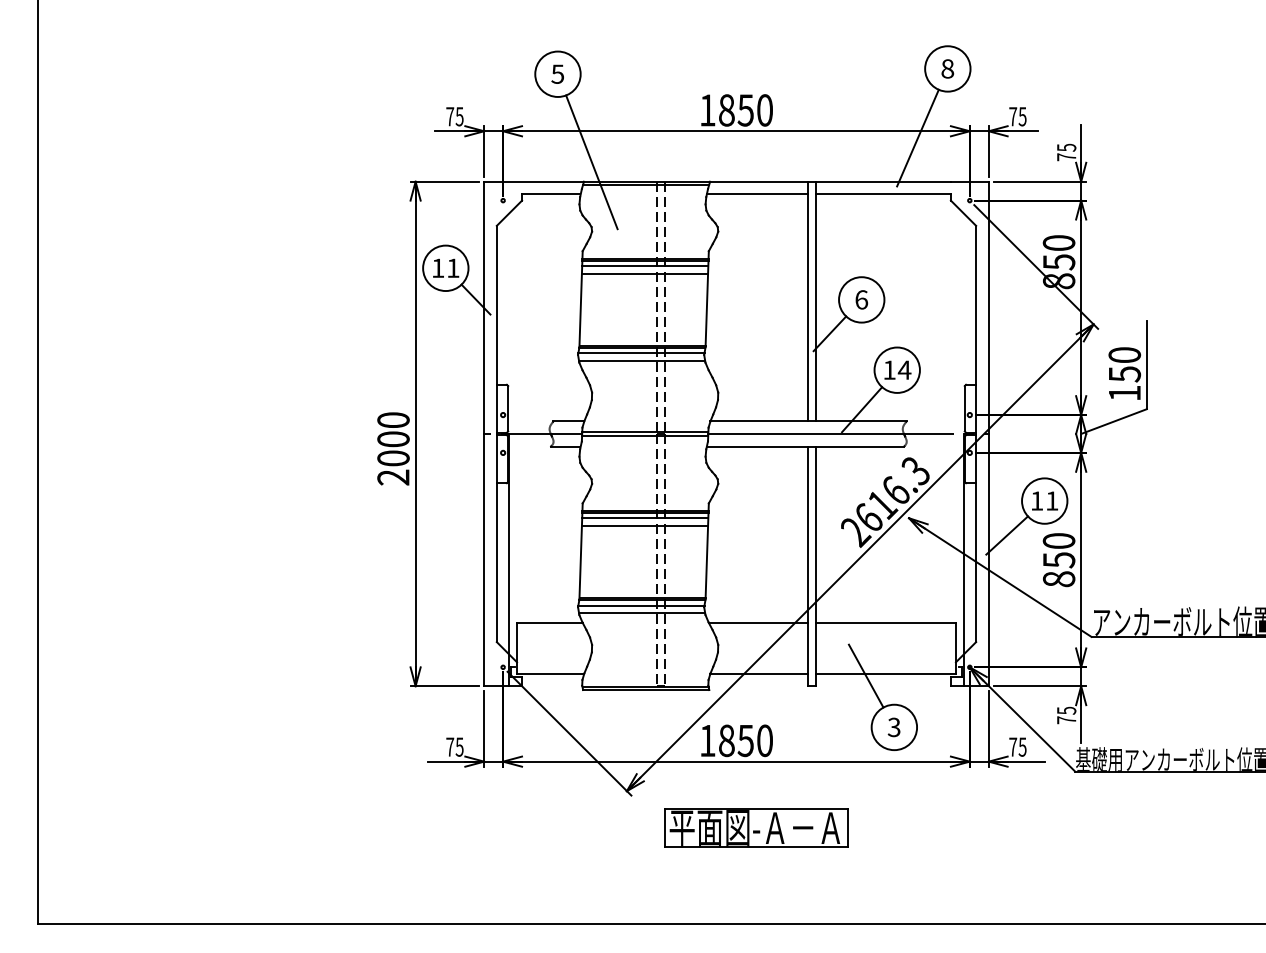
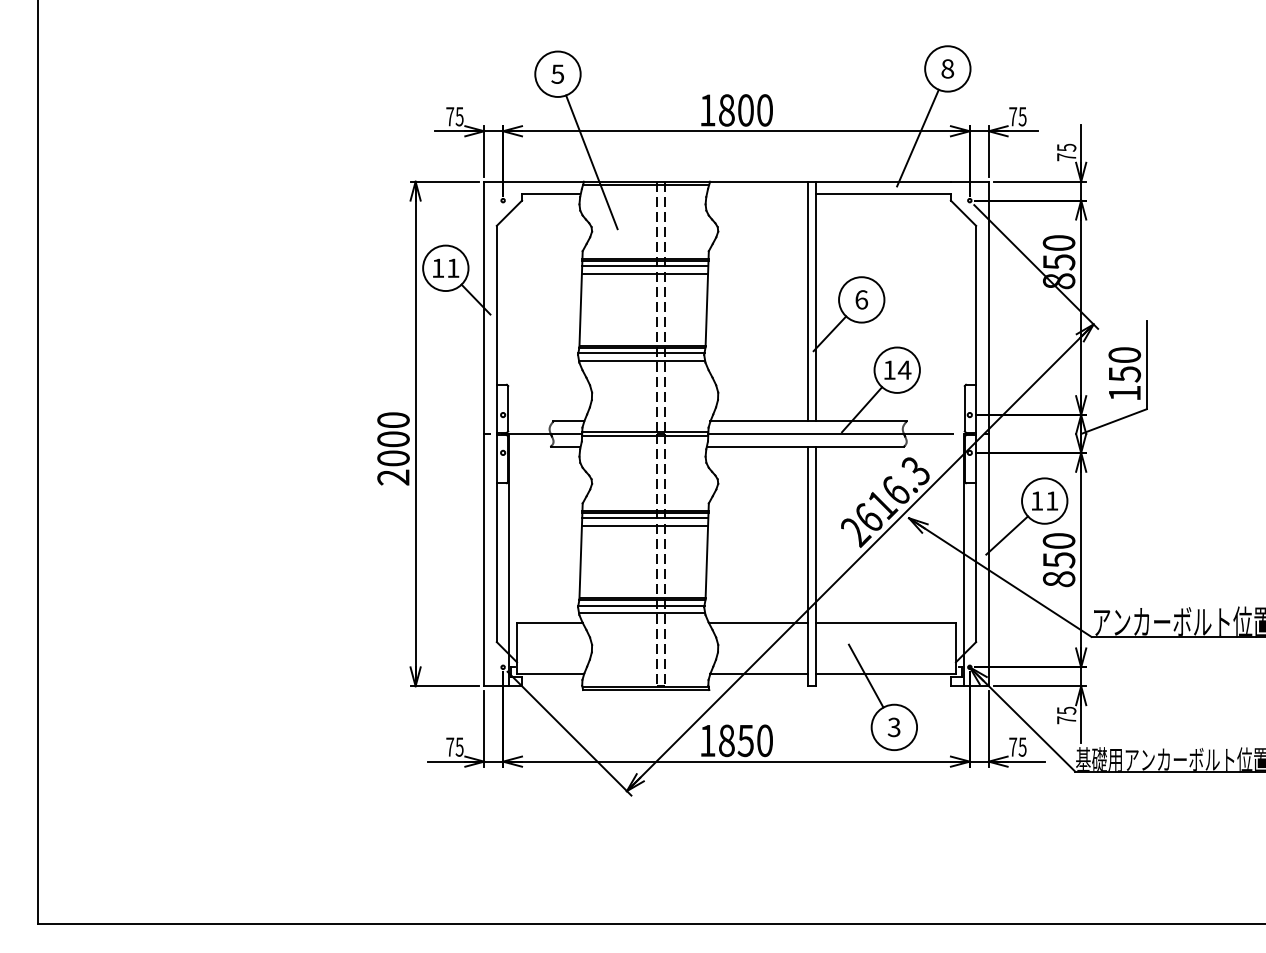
text: 1850 -> 1800 (745, 110)
line: present -> none (756, 194)
part: present -> none (756, 827)
